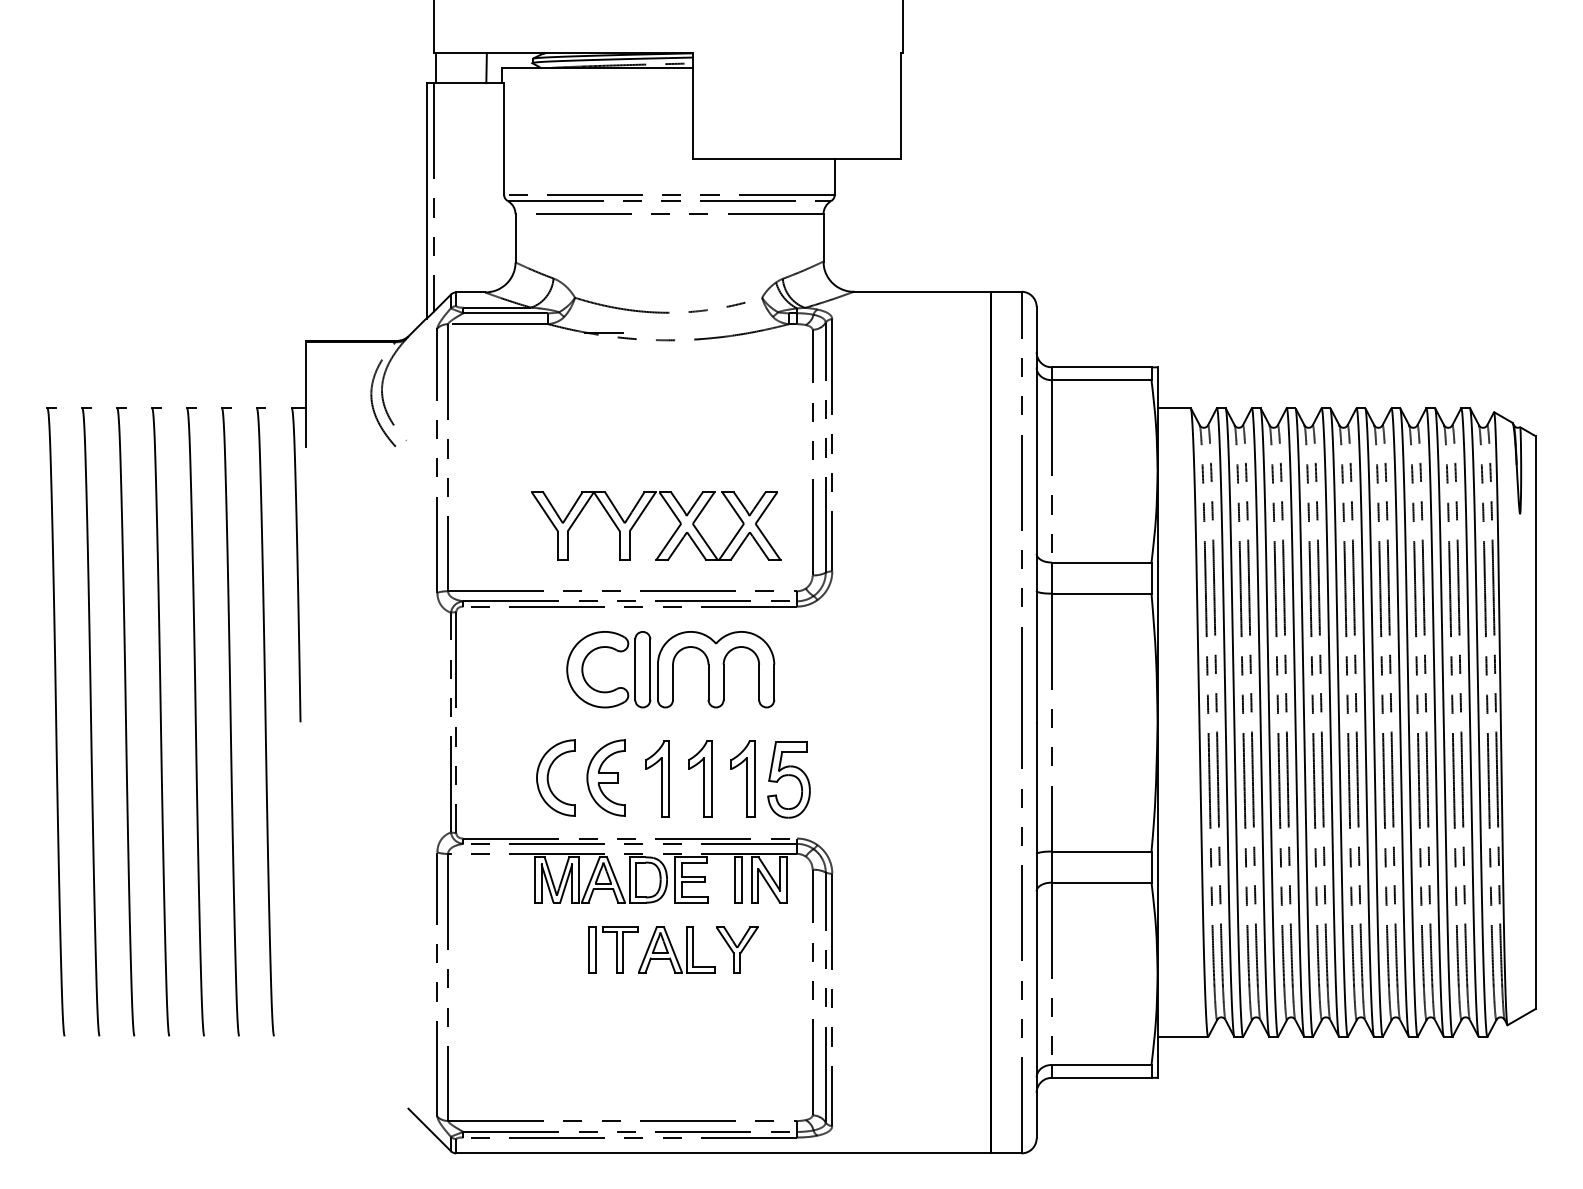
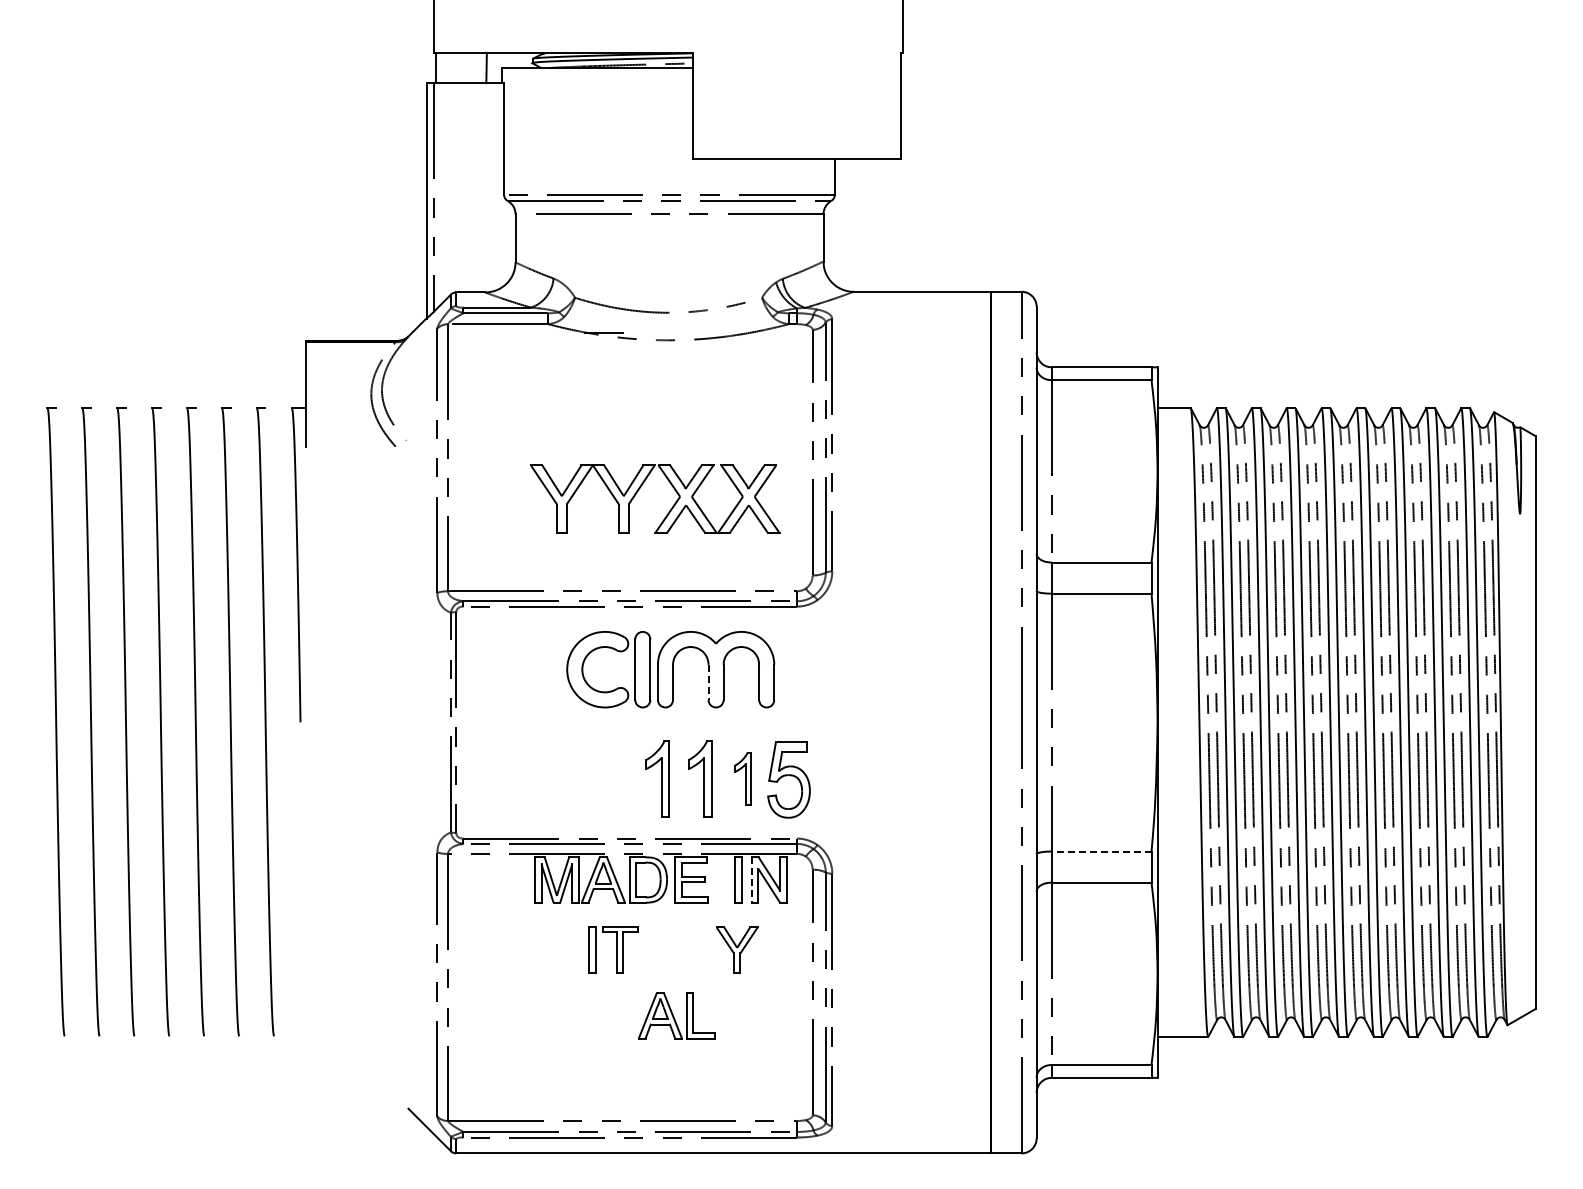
part position: (642, 514) -> (641, 487) (641, 487)
line: solid -> dashed (708, 682)
part: present -> none (548, 777)
part: present -> none (605, 777)
part size: 26x78 px -> 18x54 px (742, 778)
line: solid -> dashed (1101, 851)
line: solid -> dashed (751, 880)
part position: (676, 949) -> (676, 1015) (676, 1015)
